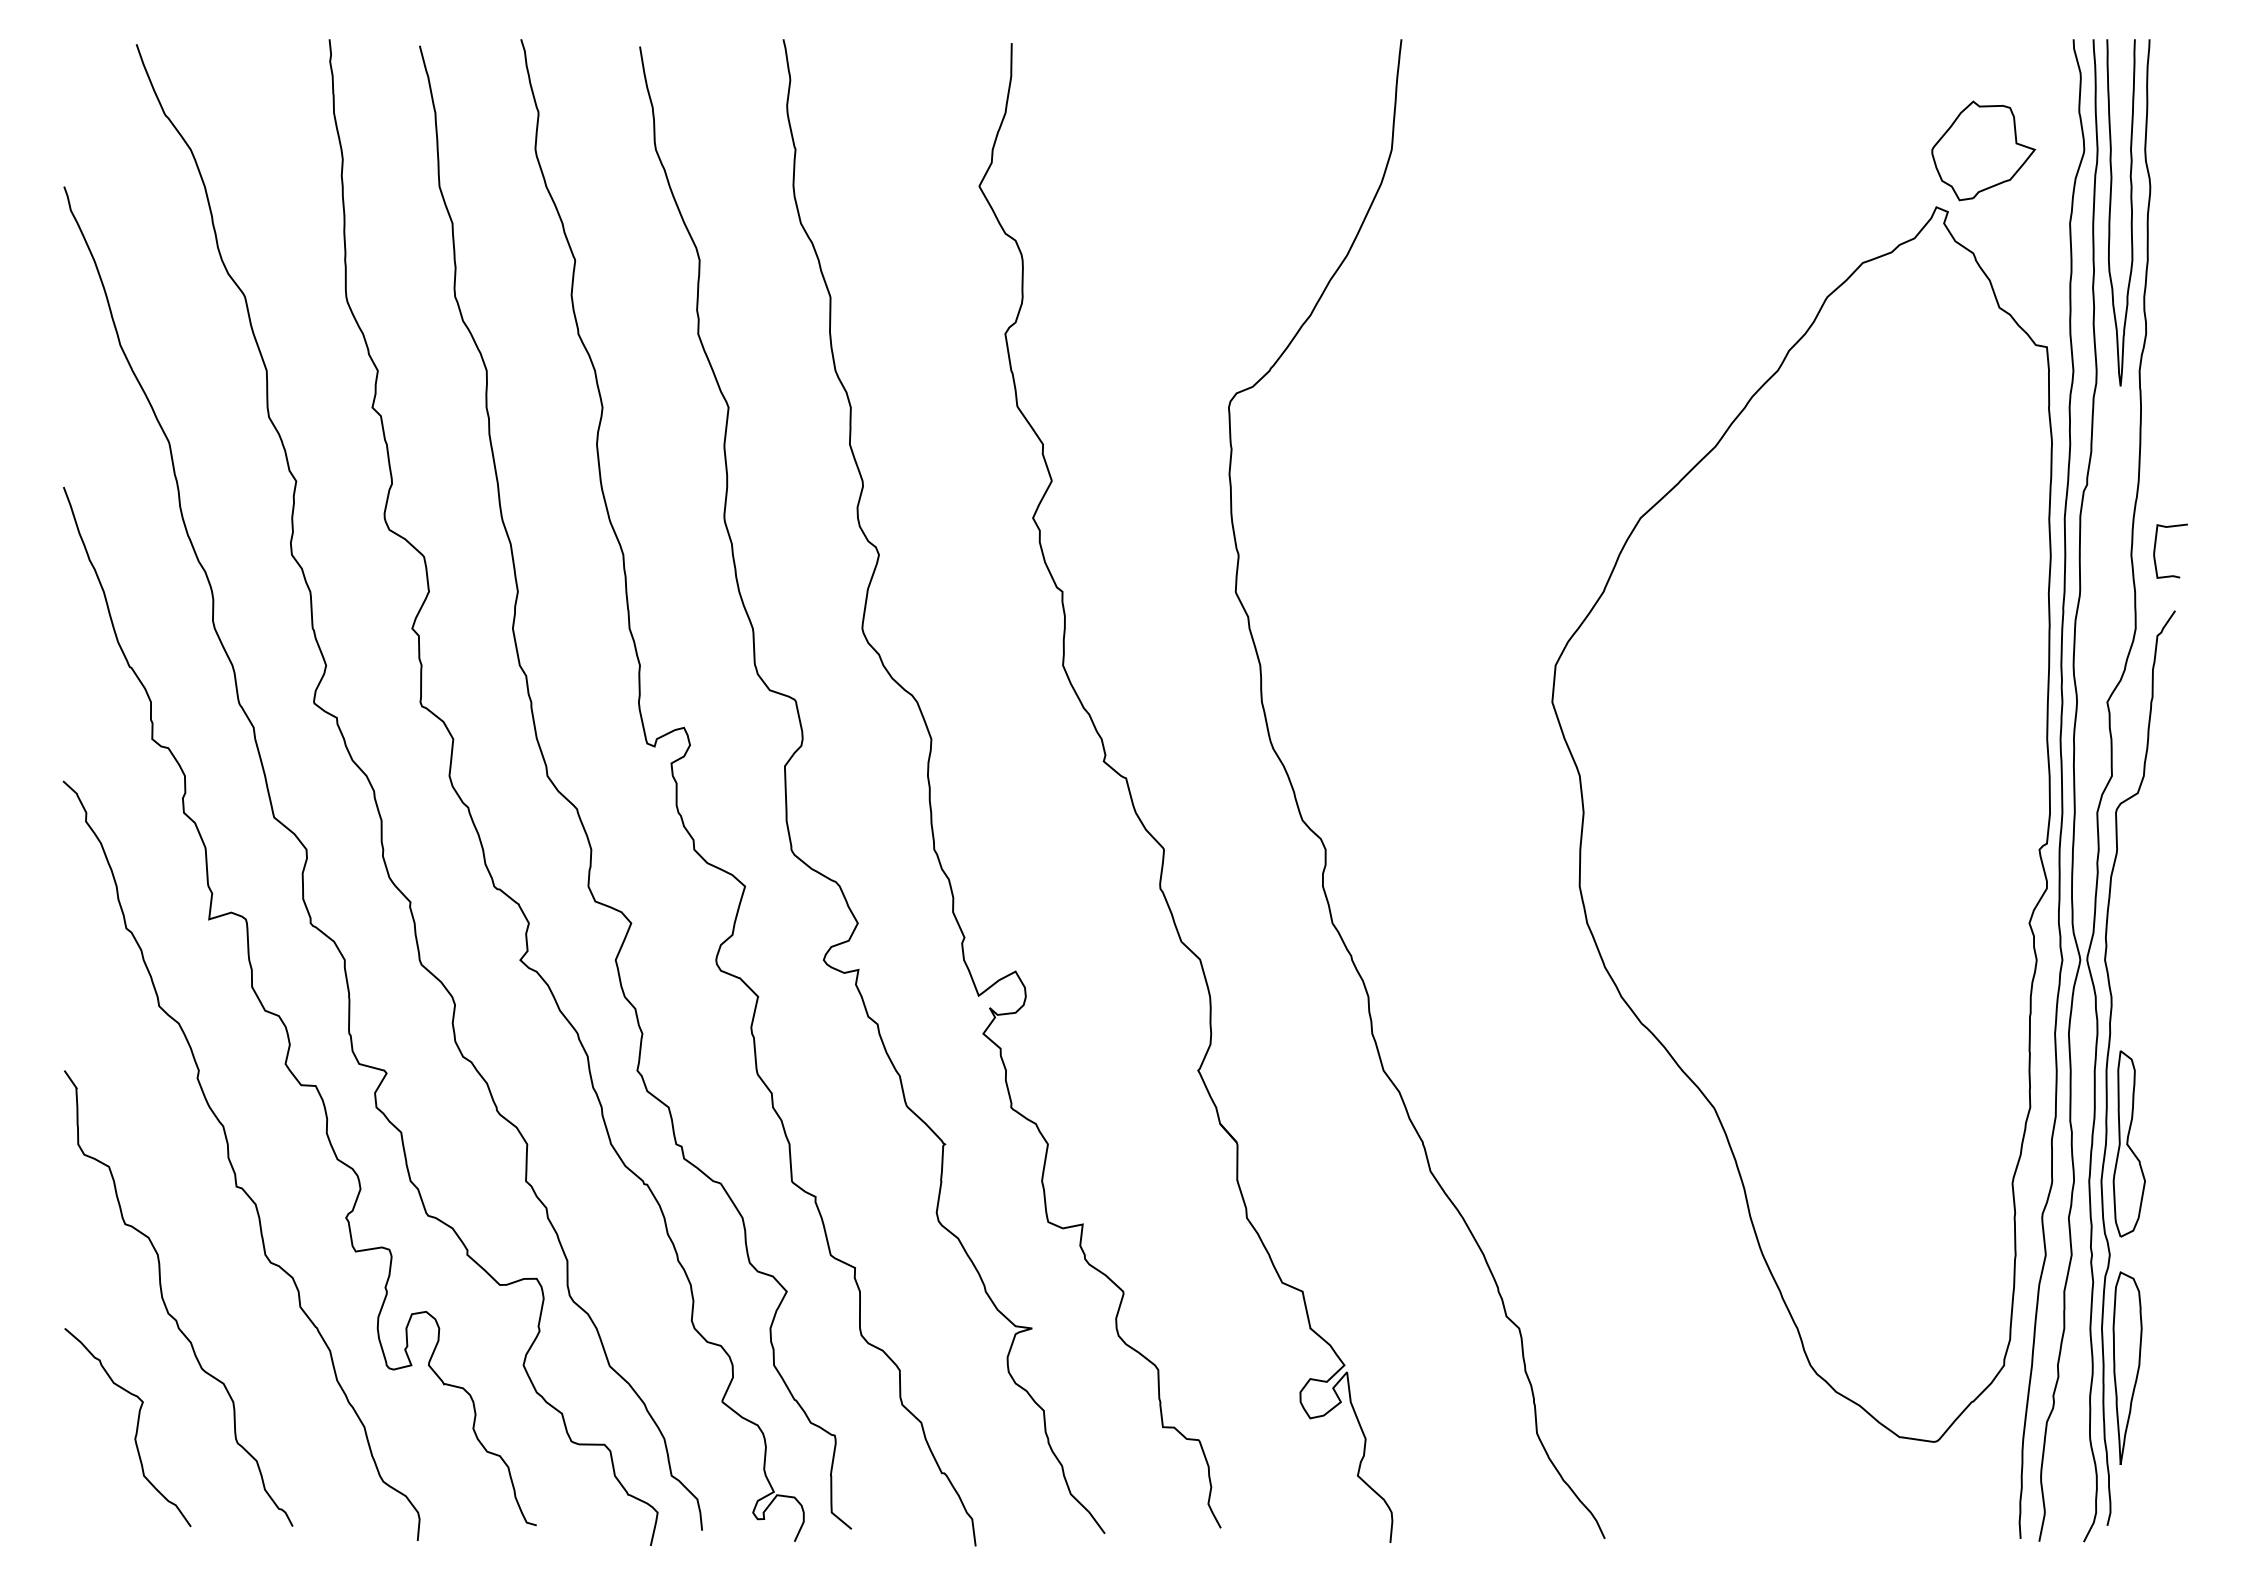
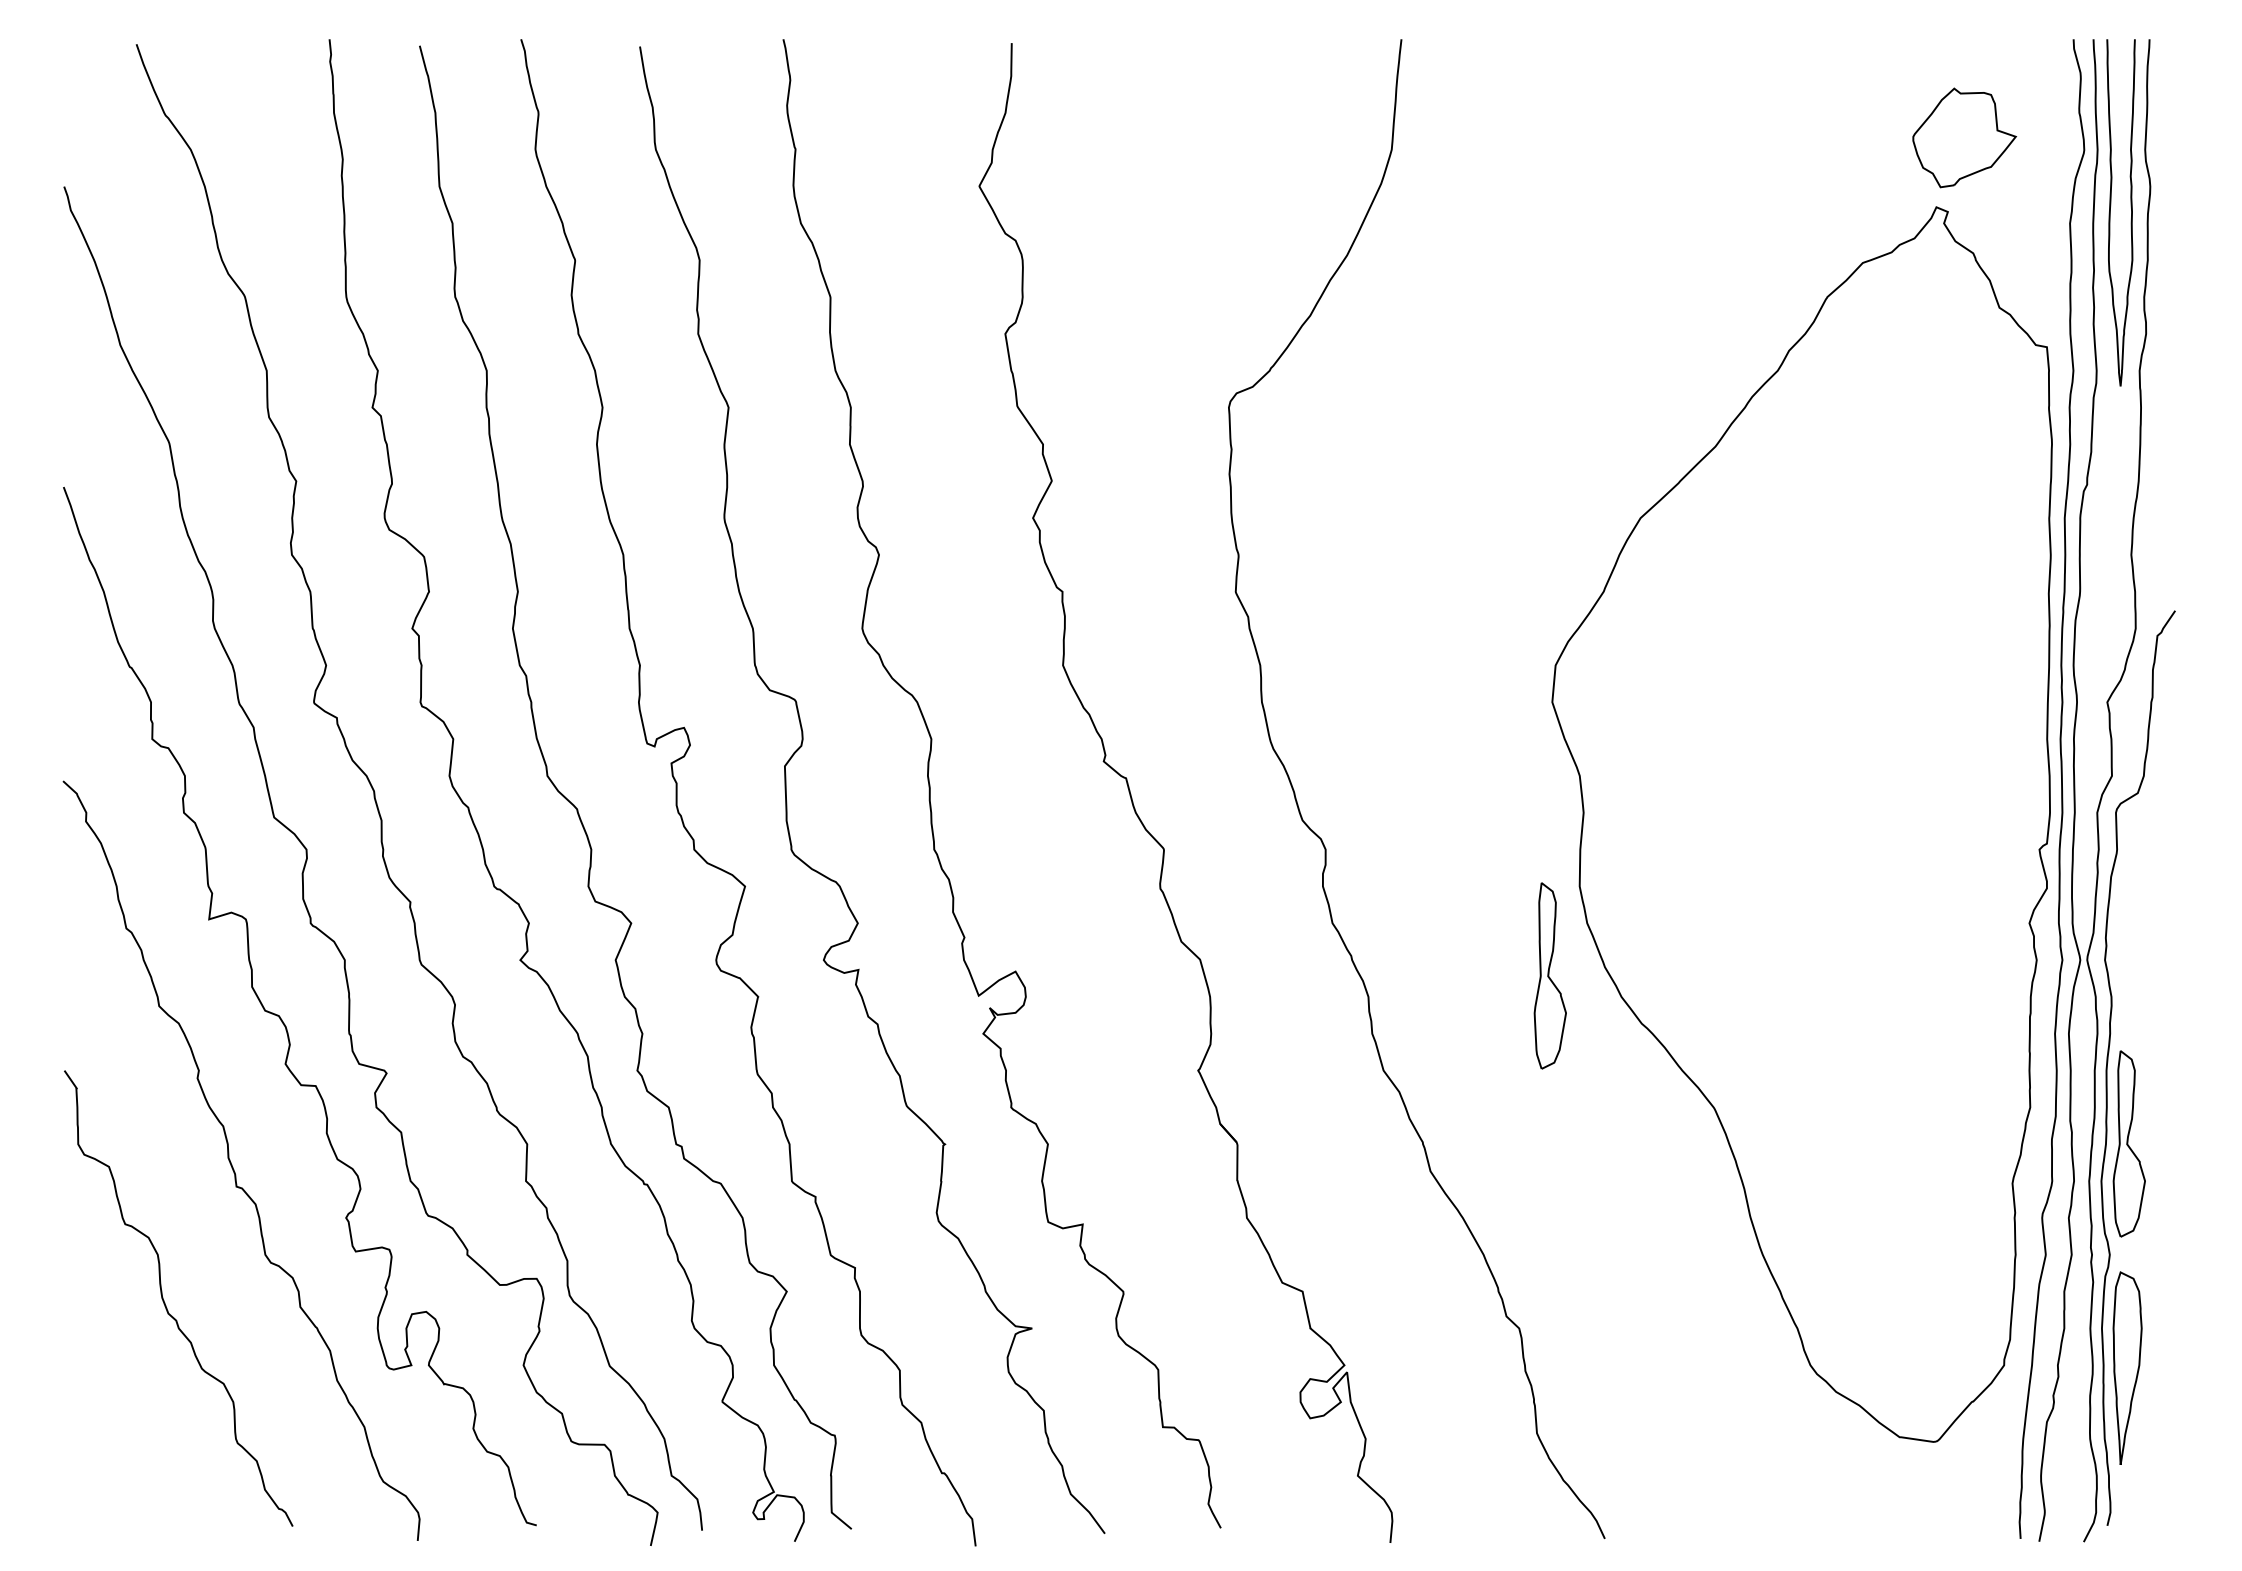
part position: (1983, 150) -> (1964, 137) (1964, 137)
curve: present -> none (2155, 550)
part: none -> present (1549, 975)
curve: present -> none (136, 1427)
